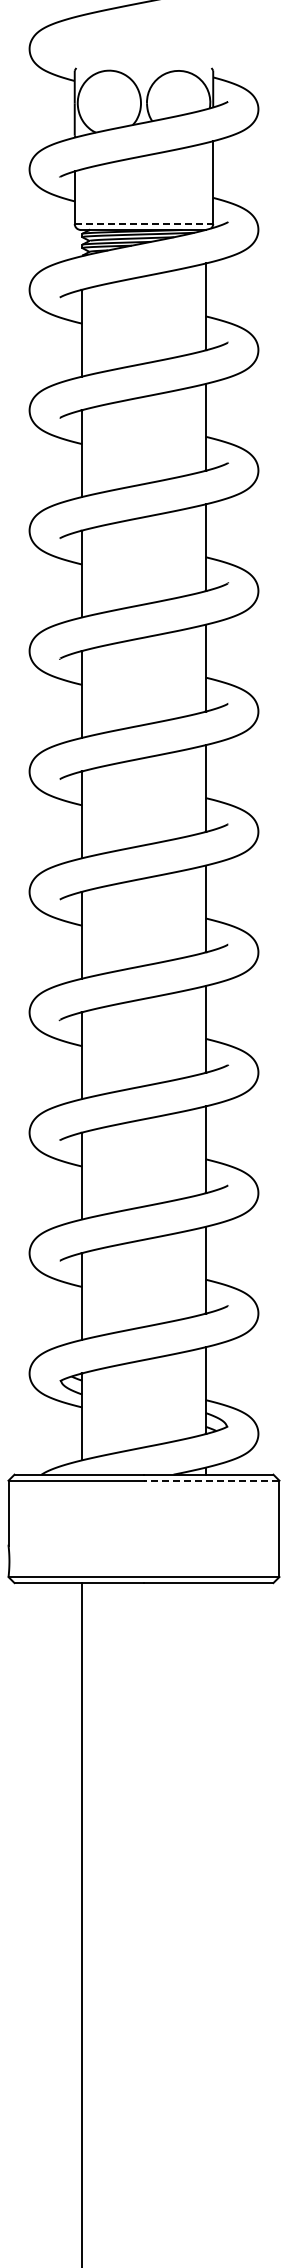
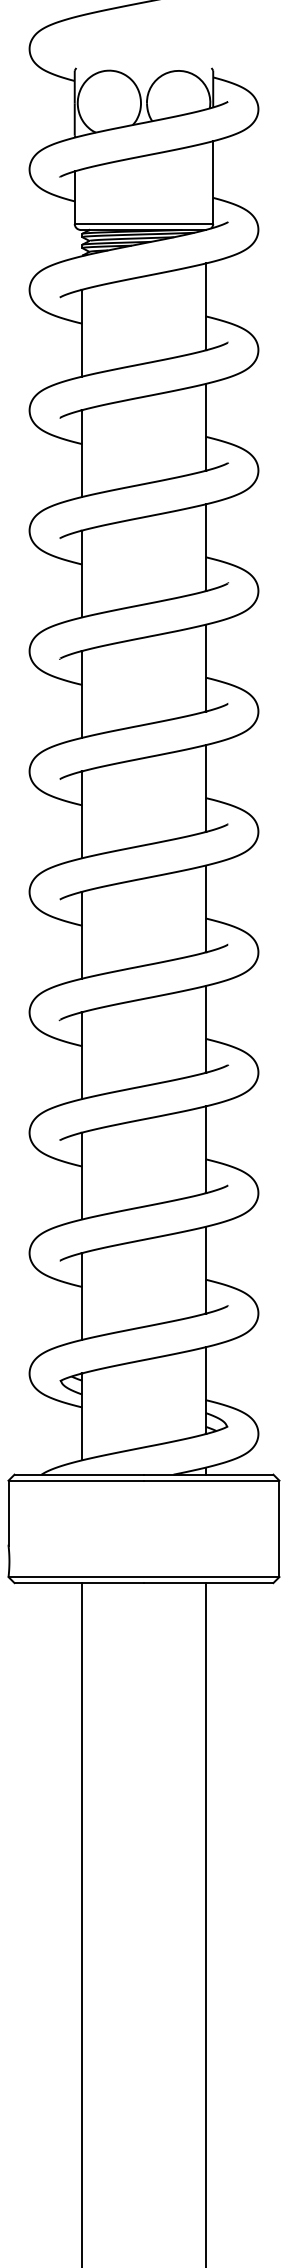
line: dashed -> solid (144, 223)
line: dashed -> solid (211, 1480)
line: none -> present (205, 1923)
